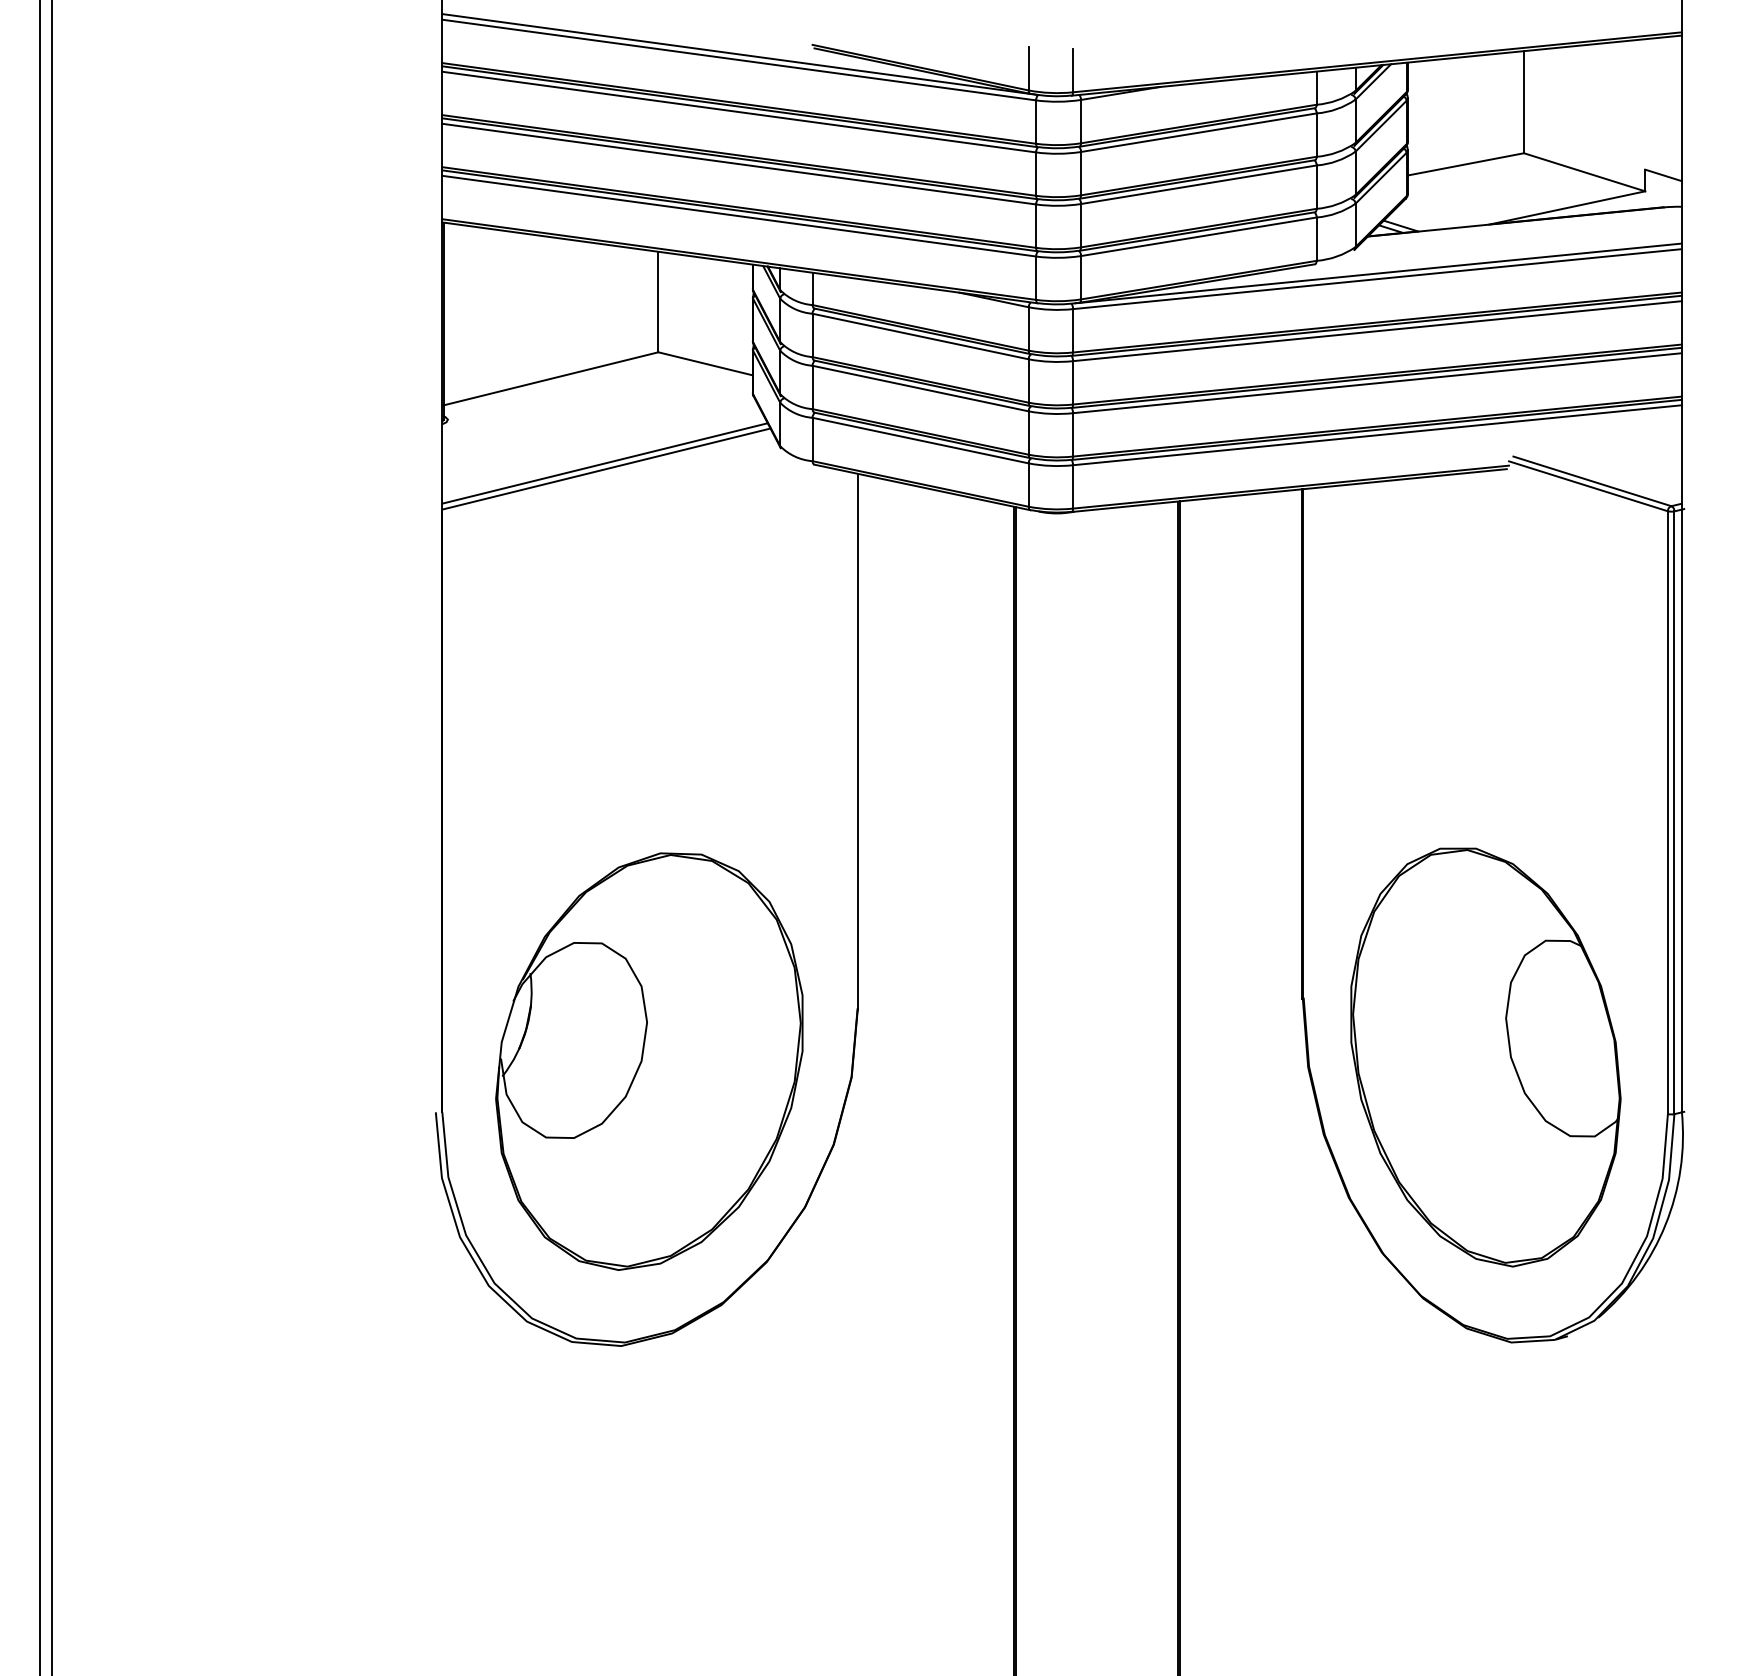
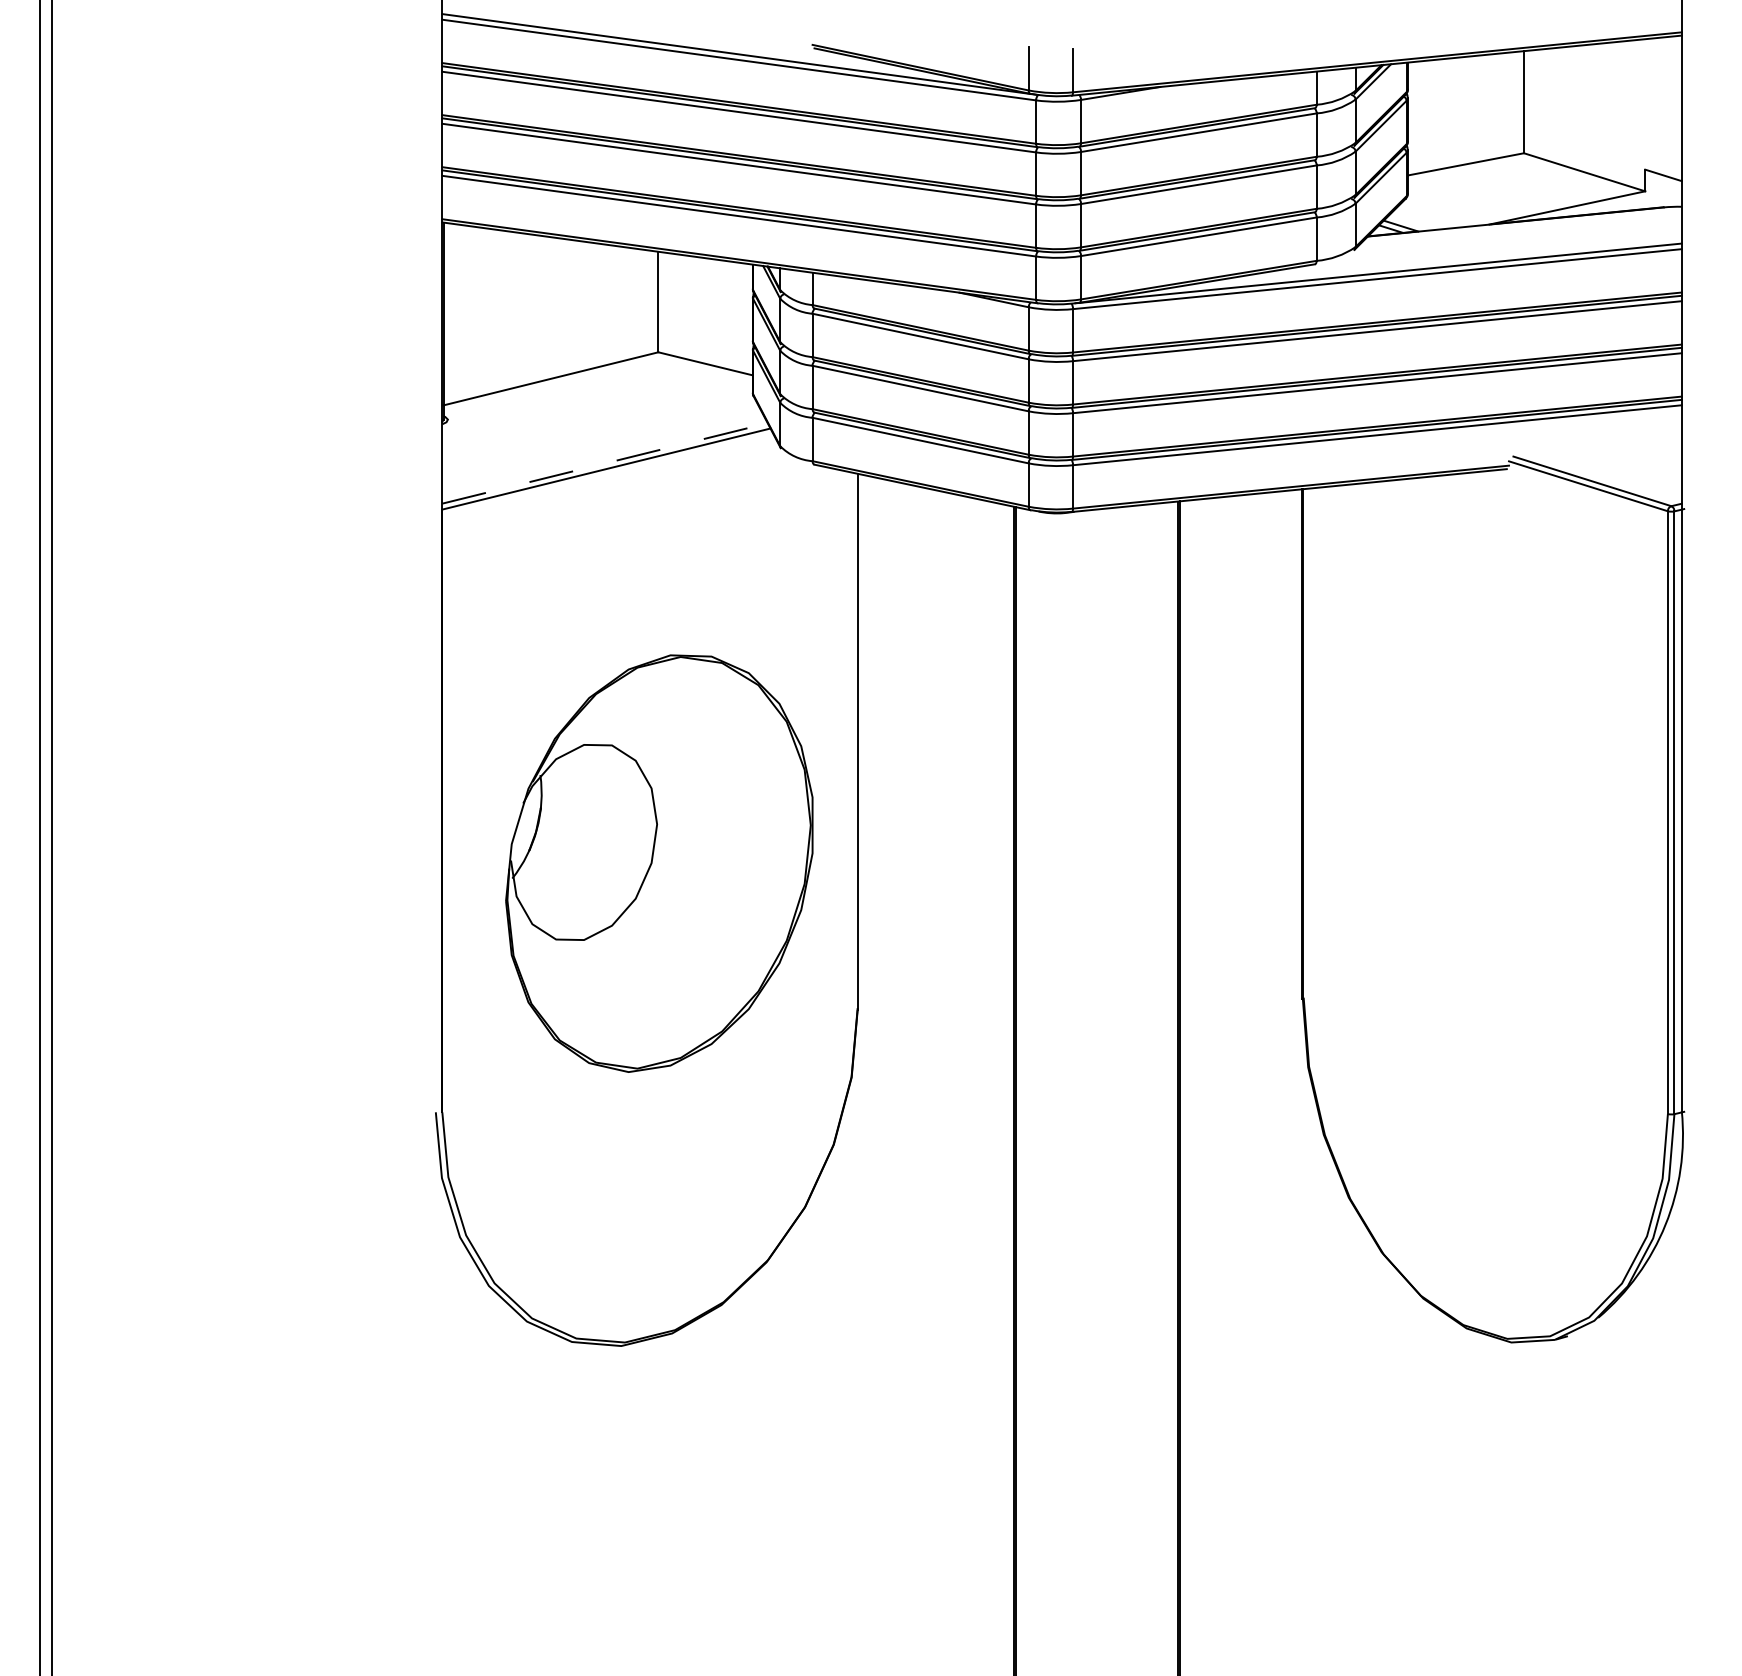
line: solid -> dashed (605, 463)
part: present -> none (1485, 1057)
part position: (649, 1061) -> (659, 863) (659, 863)
